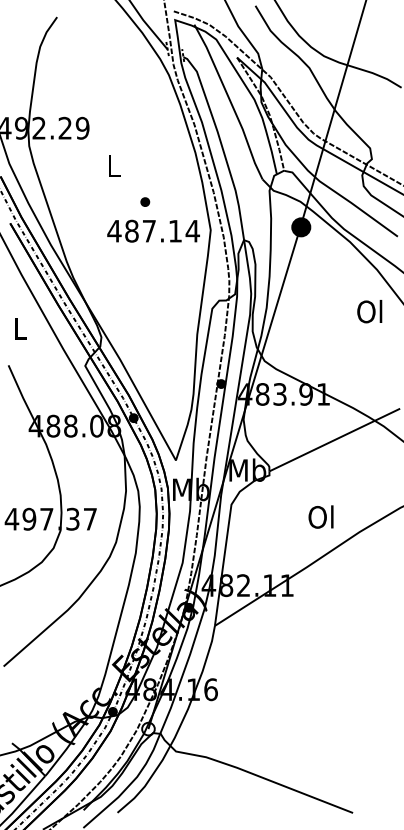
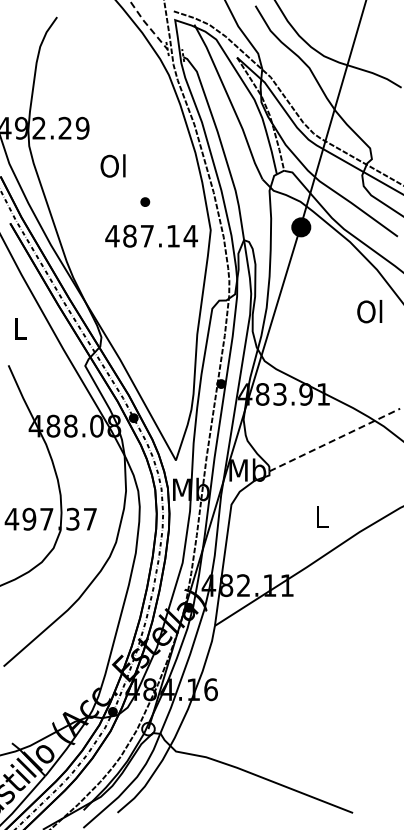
line: solid -> dashed (147, 25)
text: L -> Ol (112, 165)
text position: (153, 230) -> (151, 235) (151, 235)
line: solid -> dashed (335, 439)
text: Ol -> L (320, 516)
